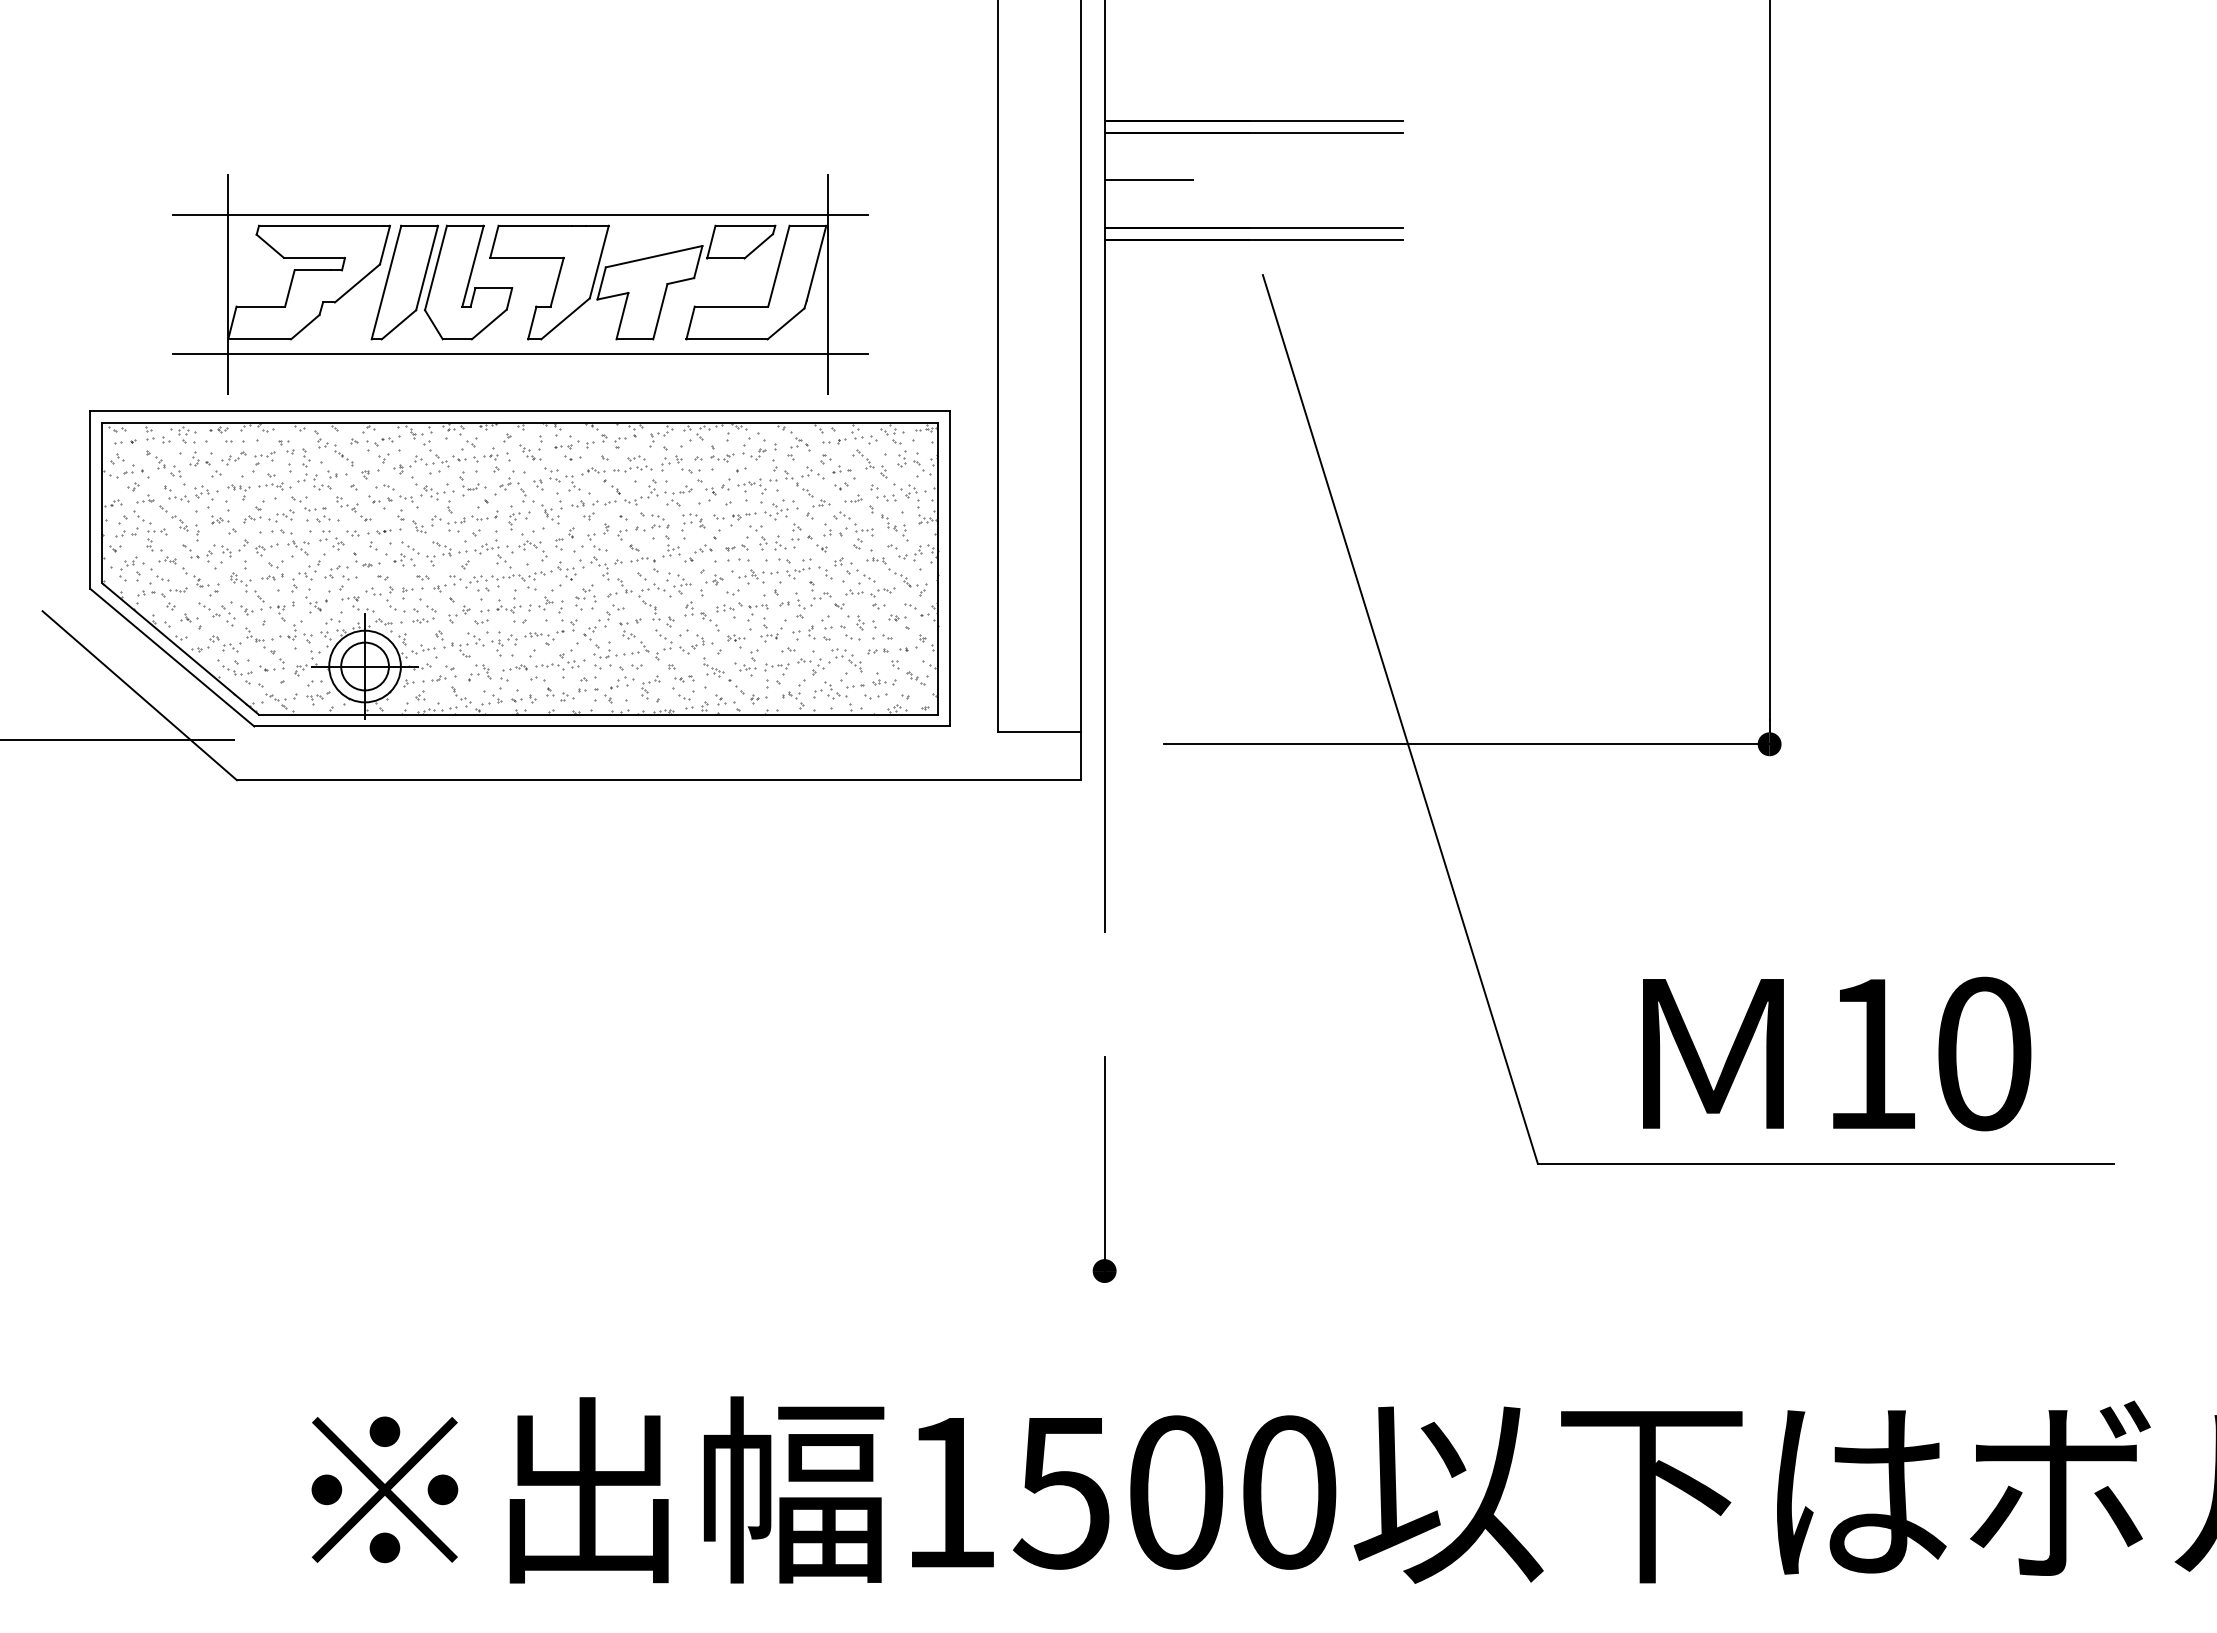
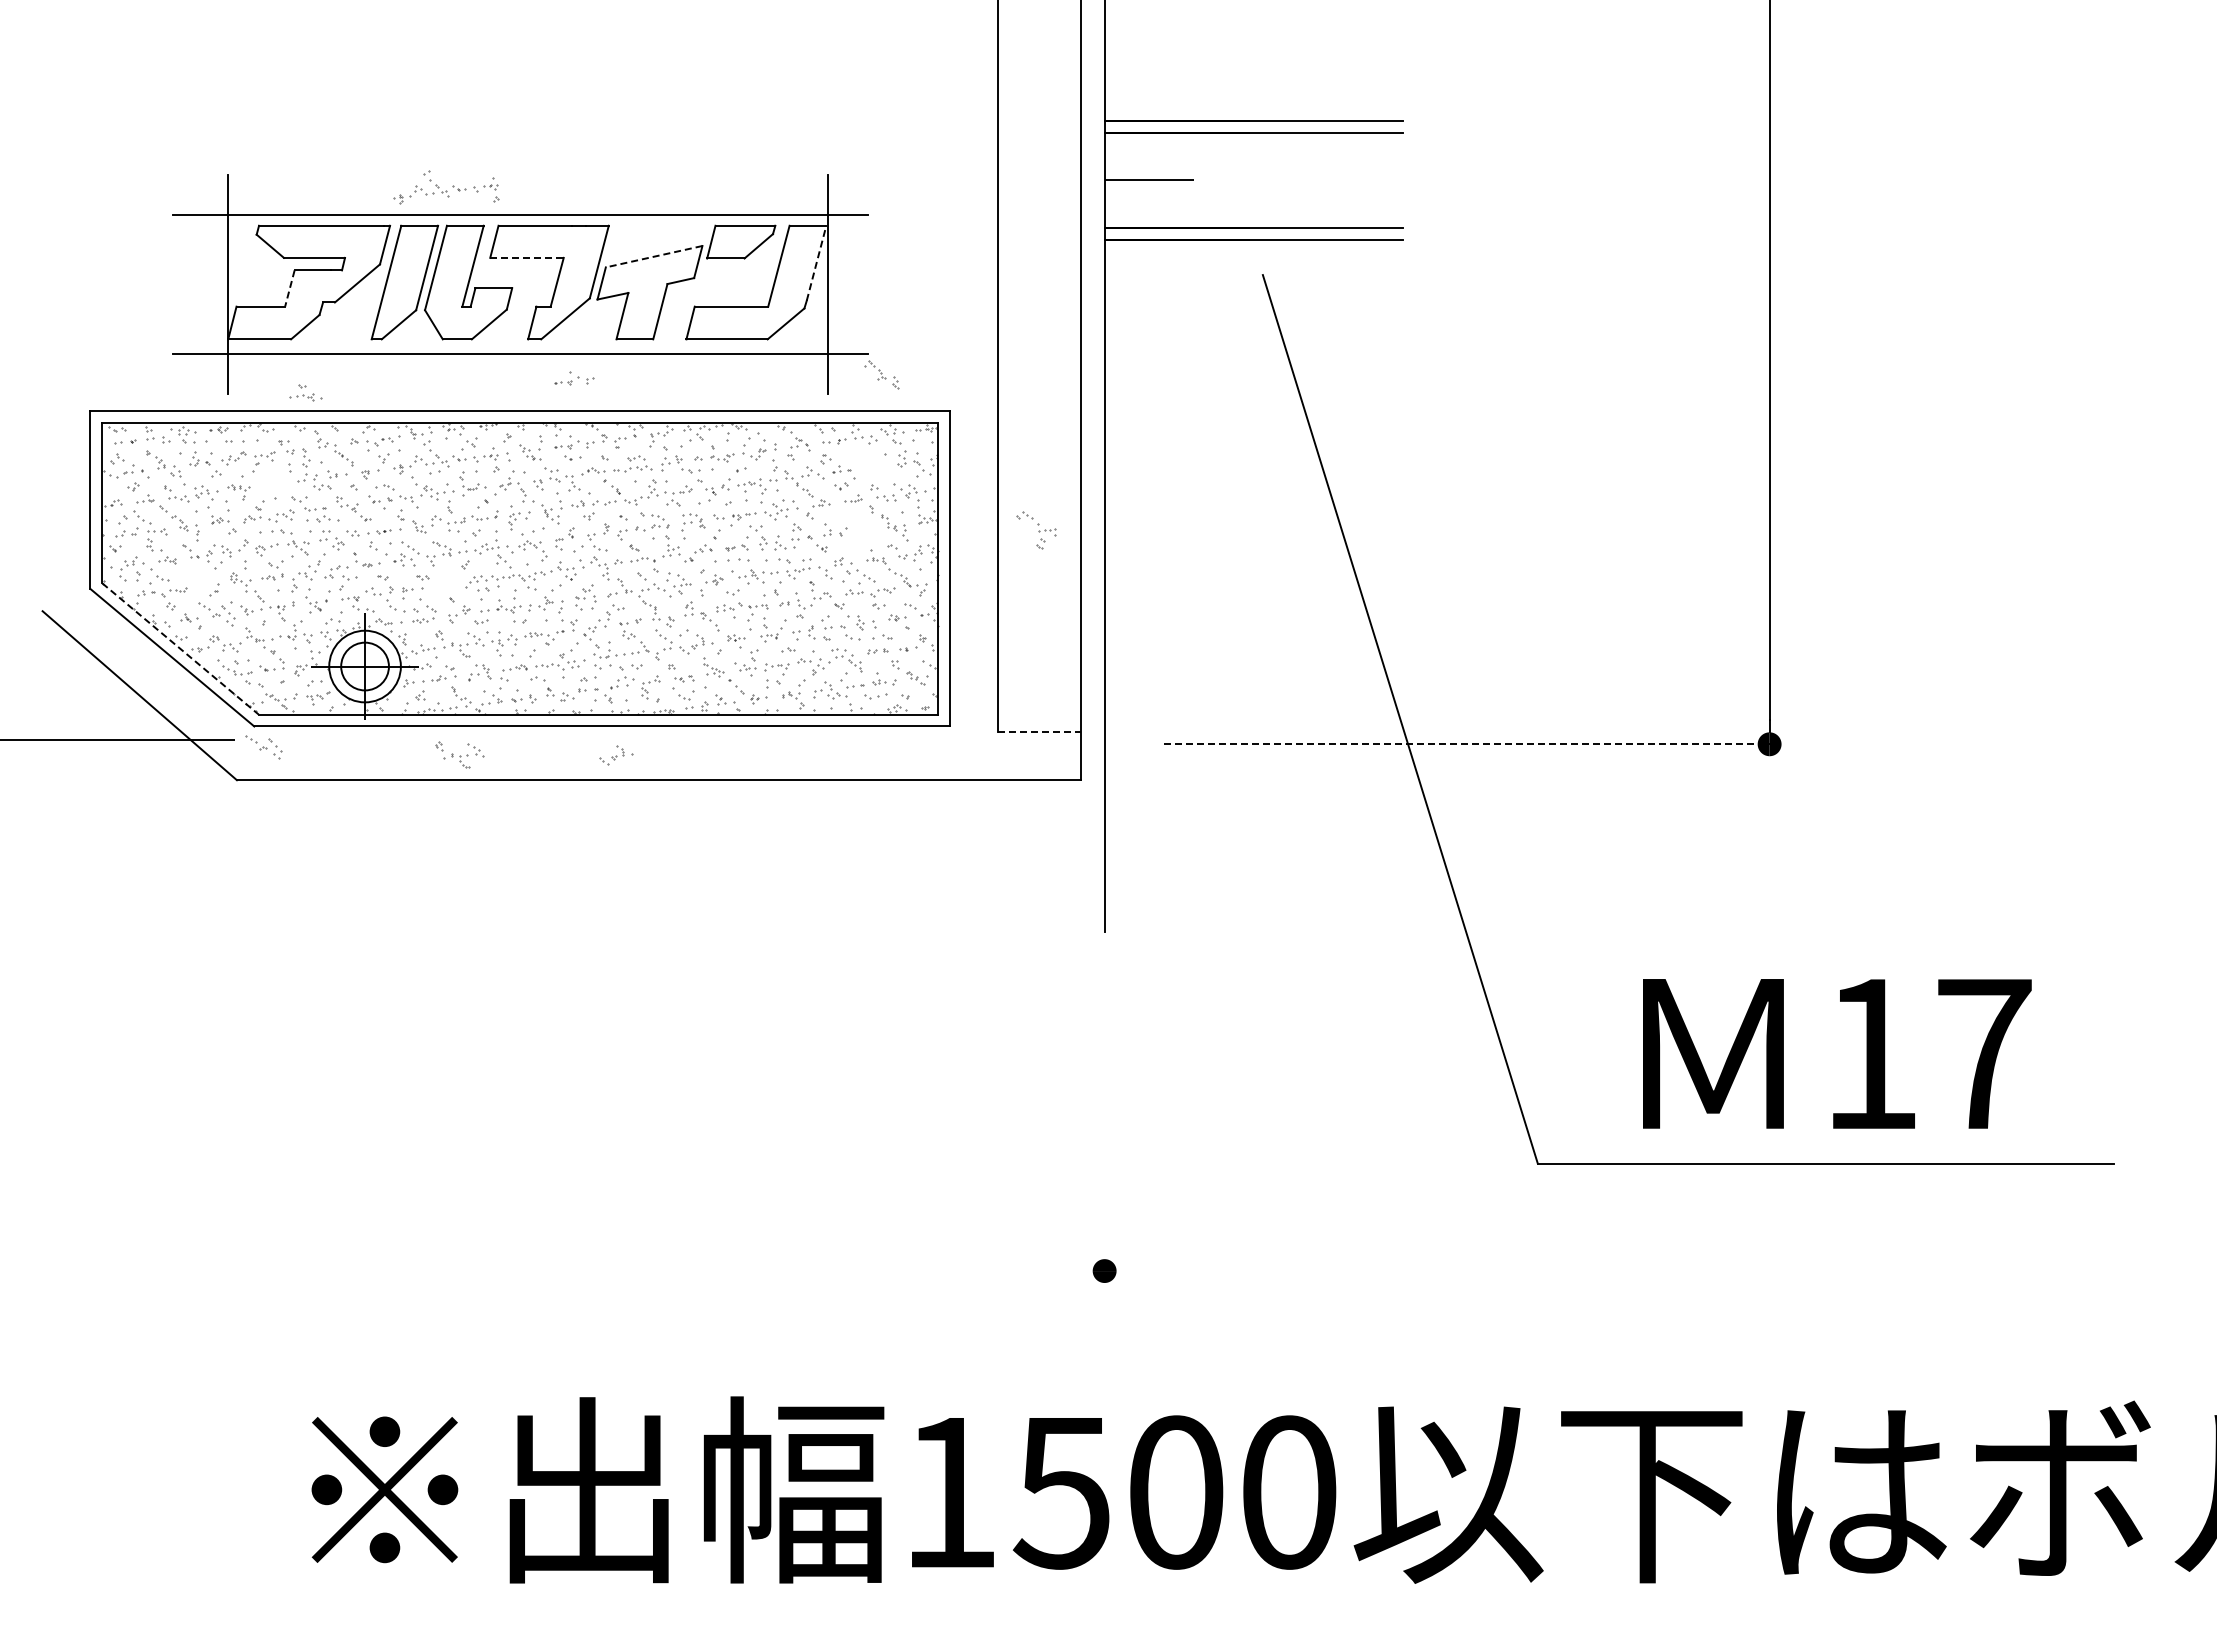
part: none -> present (446, 187)
line: solid -> dashed (653, 256)
line: solid -> dashed (527, 257)
line: solid -> dashed (816, 263)
line: solid -> dashed (289, 288)
part: none -> present (574, 378)
part position: (869, 463) -> (881, 374) (881, 374)
part position: (274, 481) -> (305, 392) (305, 392)
part position: (853, 530) -> (1036, 530) (1036, 530)
part: present -> none (195, 577)
part: present -> none (447, 583)
line: solid -> dashed (180, 649)
line: solid -> dashed (1039, 732)
line: solid -> dashed (1466, 744)
part: none -> present (263, 747)
part: none -> present (459, 754)
part: none -> present (616, 755)
text: 10 -> 17 (1984, 1053)
line: present -> none (1104, 1164)
